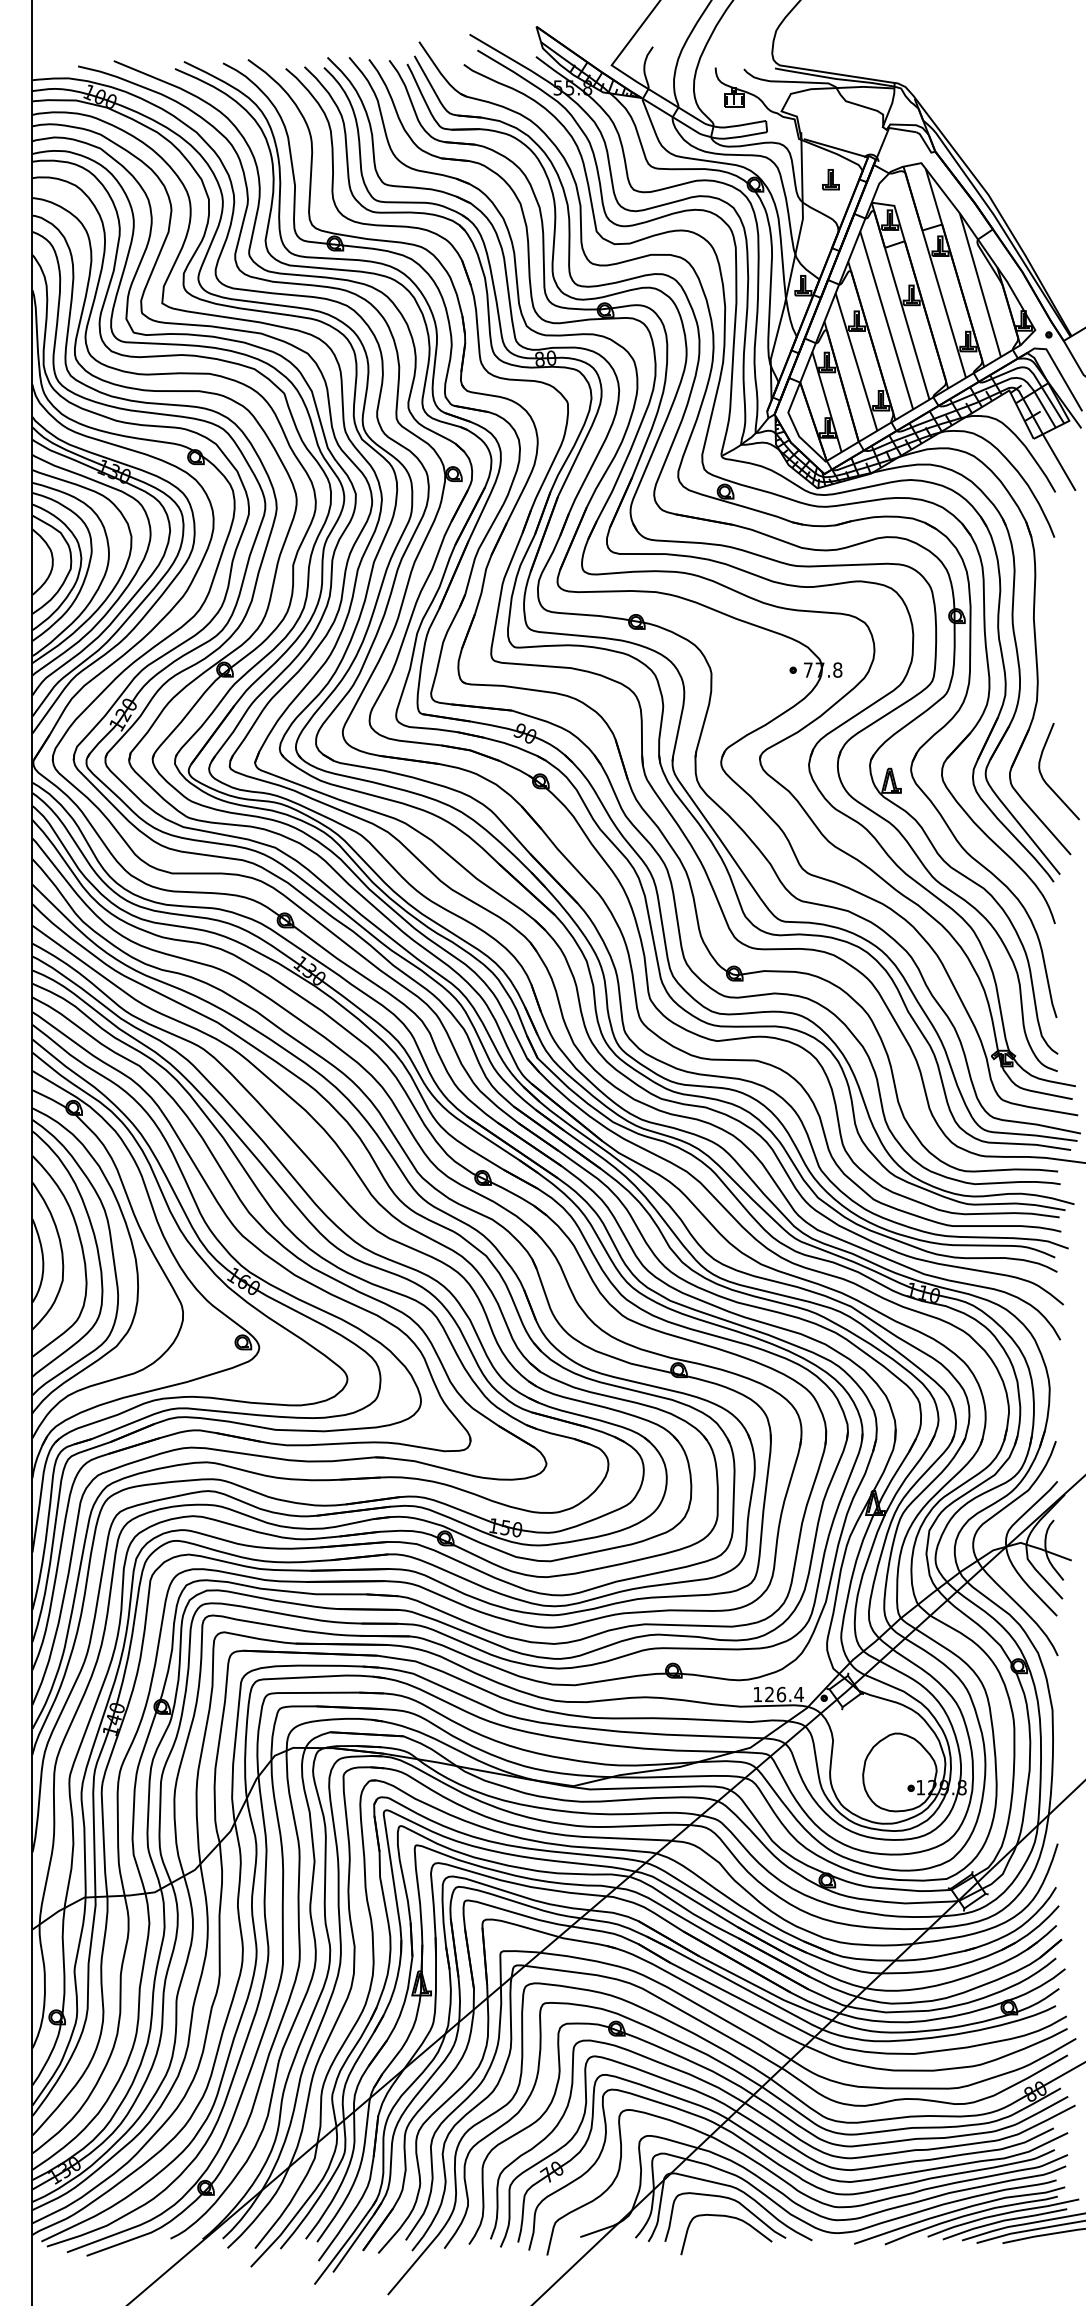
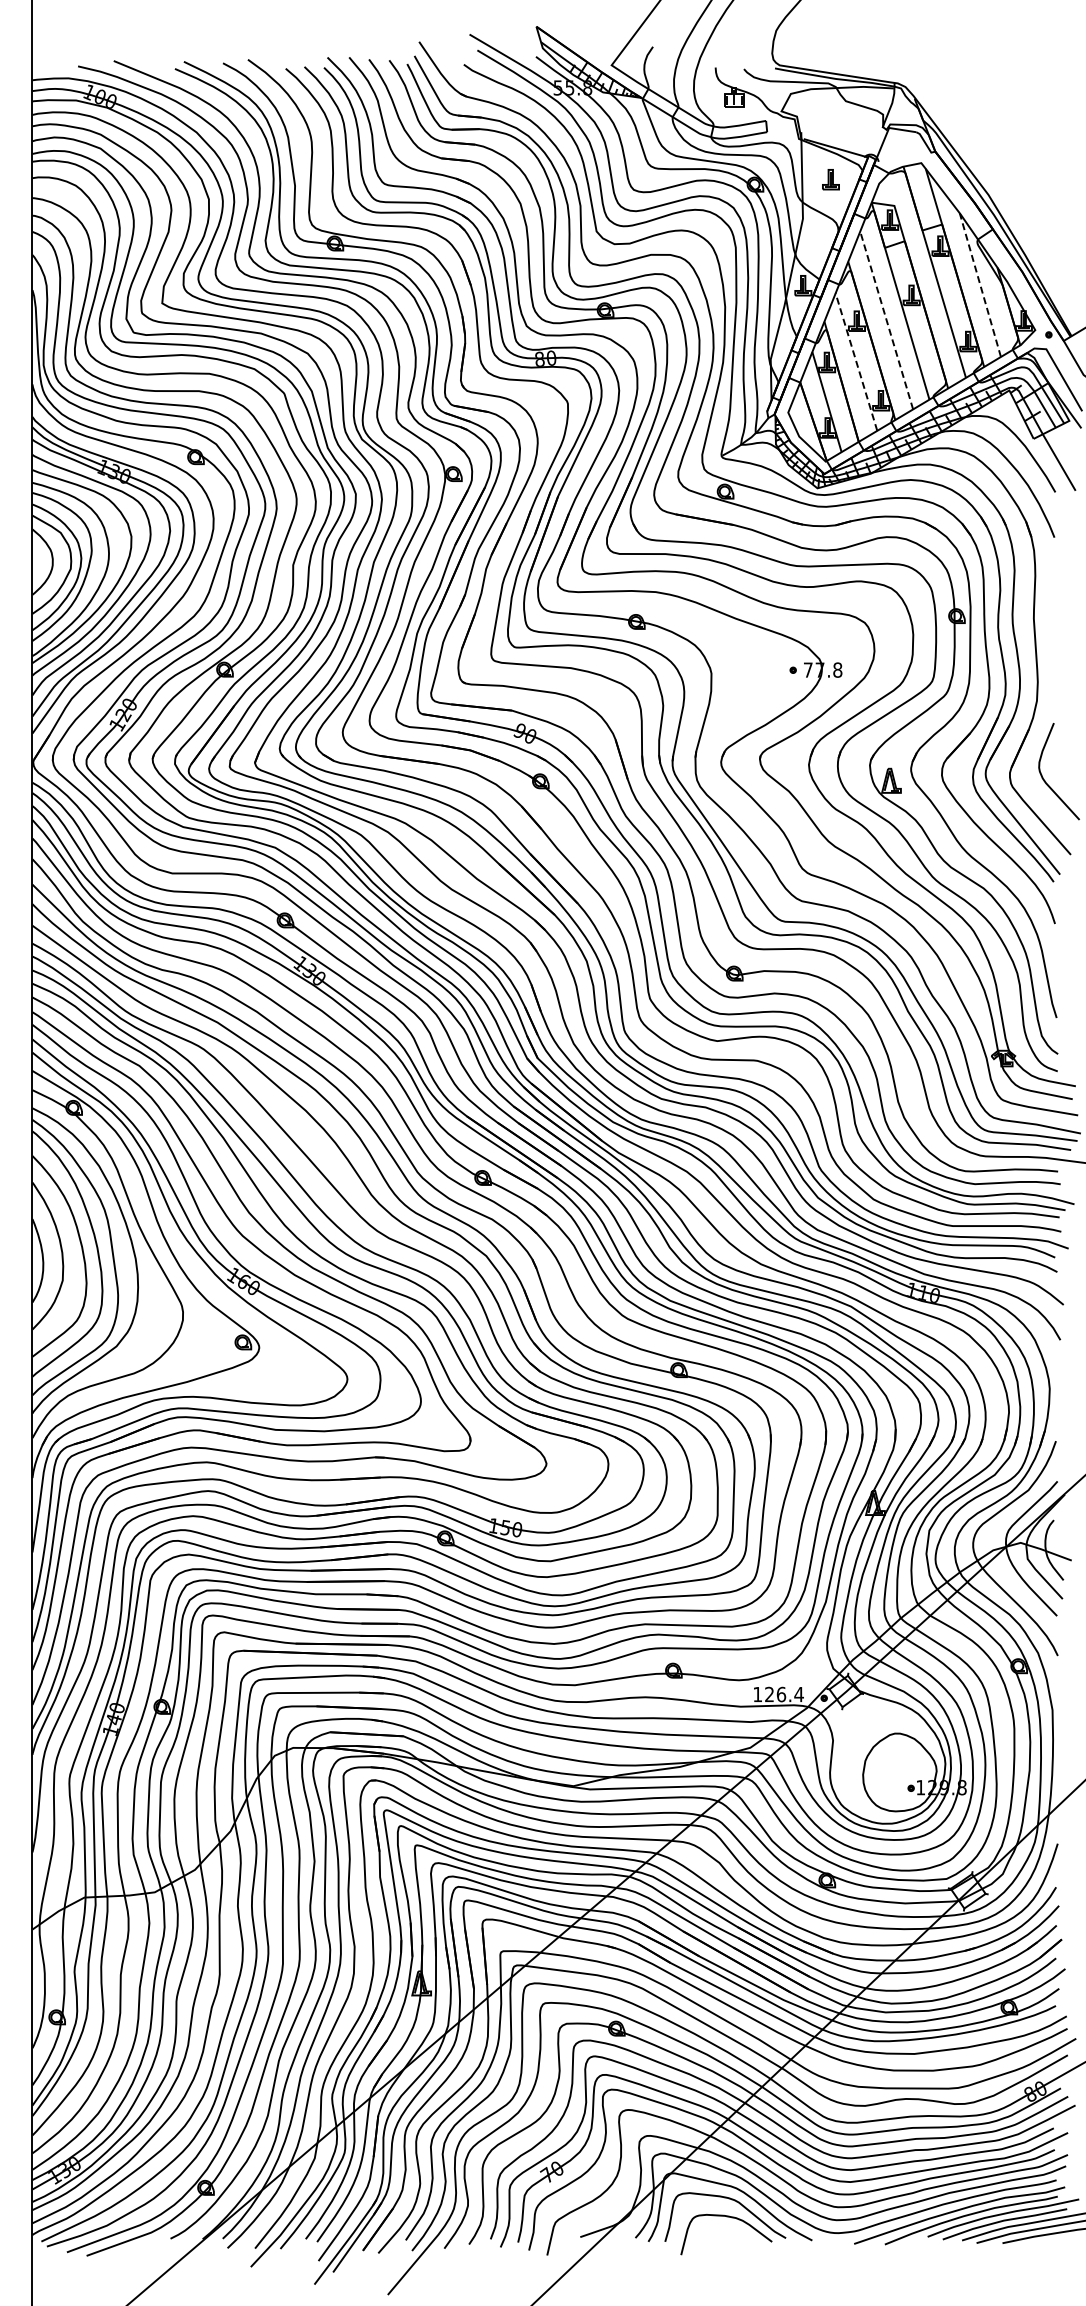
line: solid -> dashed (980, 285)
line: solid -> dashed (886, 320)
line: solid -> dashed (856, 362)
